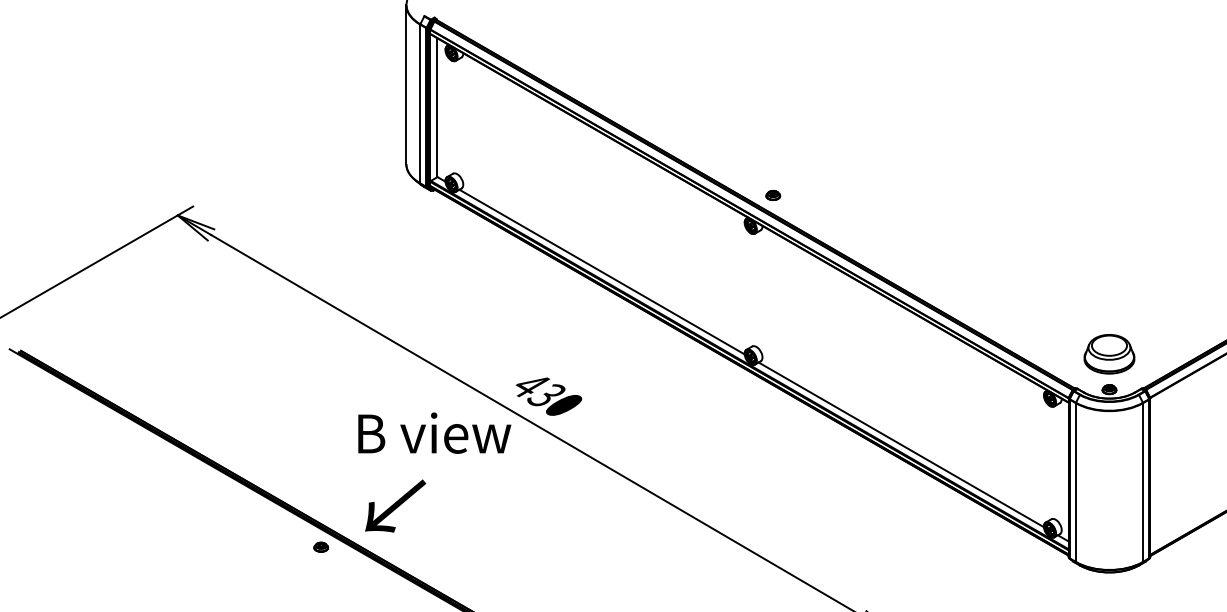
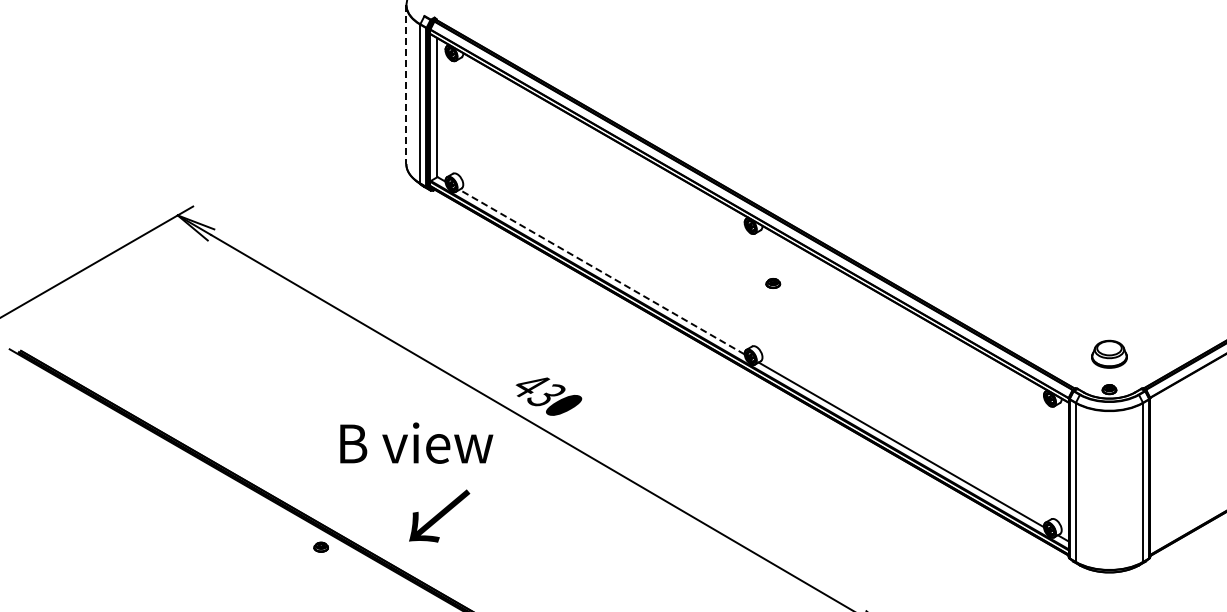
line: solid -> dashed (406, 85)
part position: (773, 195) -> (773, 283) (773, 283)
line: solid -> dashed (602, 272)
part size: 53x41 px -> 37x30 px (1109, 353)
text position: (434, 432) -> (416, 442) (416, 442)
text position: (395, 505) -> (439, 515) (439, 515)
